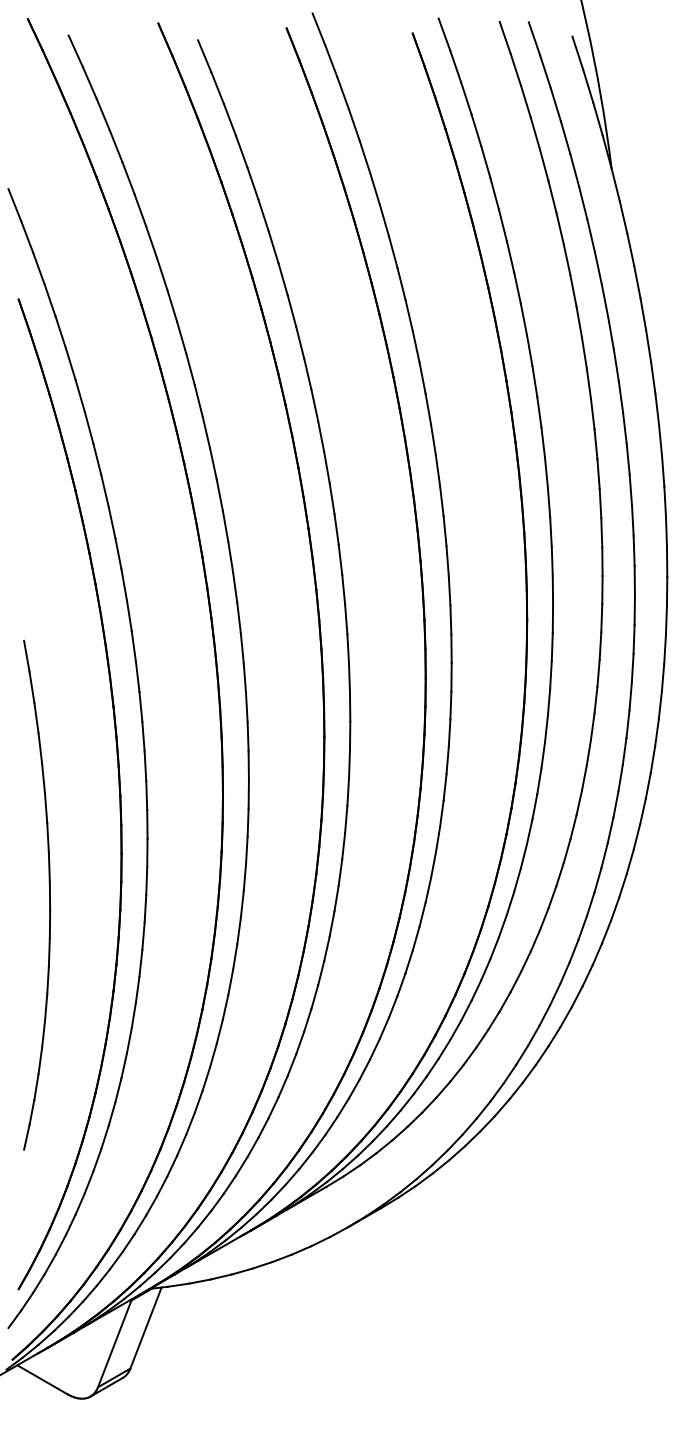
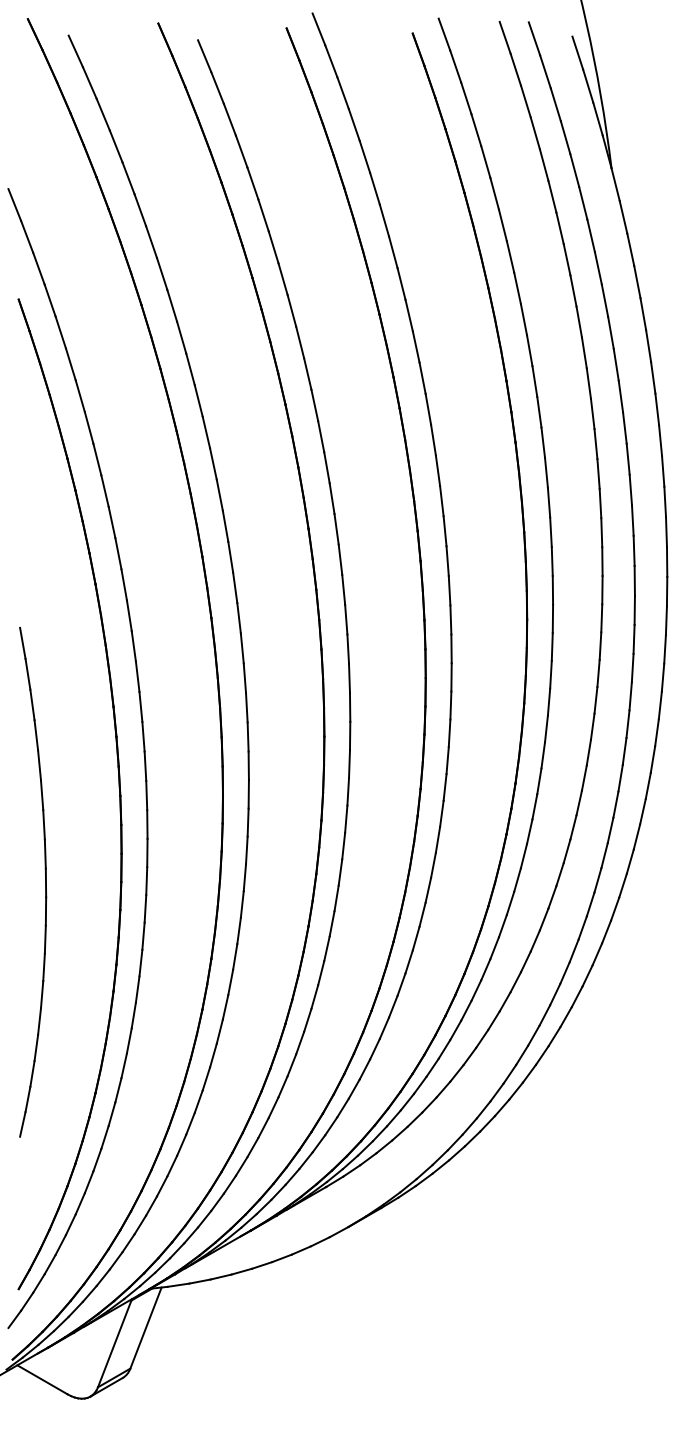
part position: (49, 894) -> (45, 881) (45, 881)
